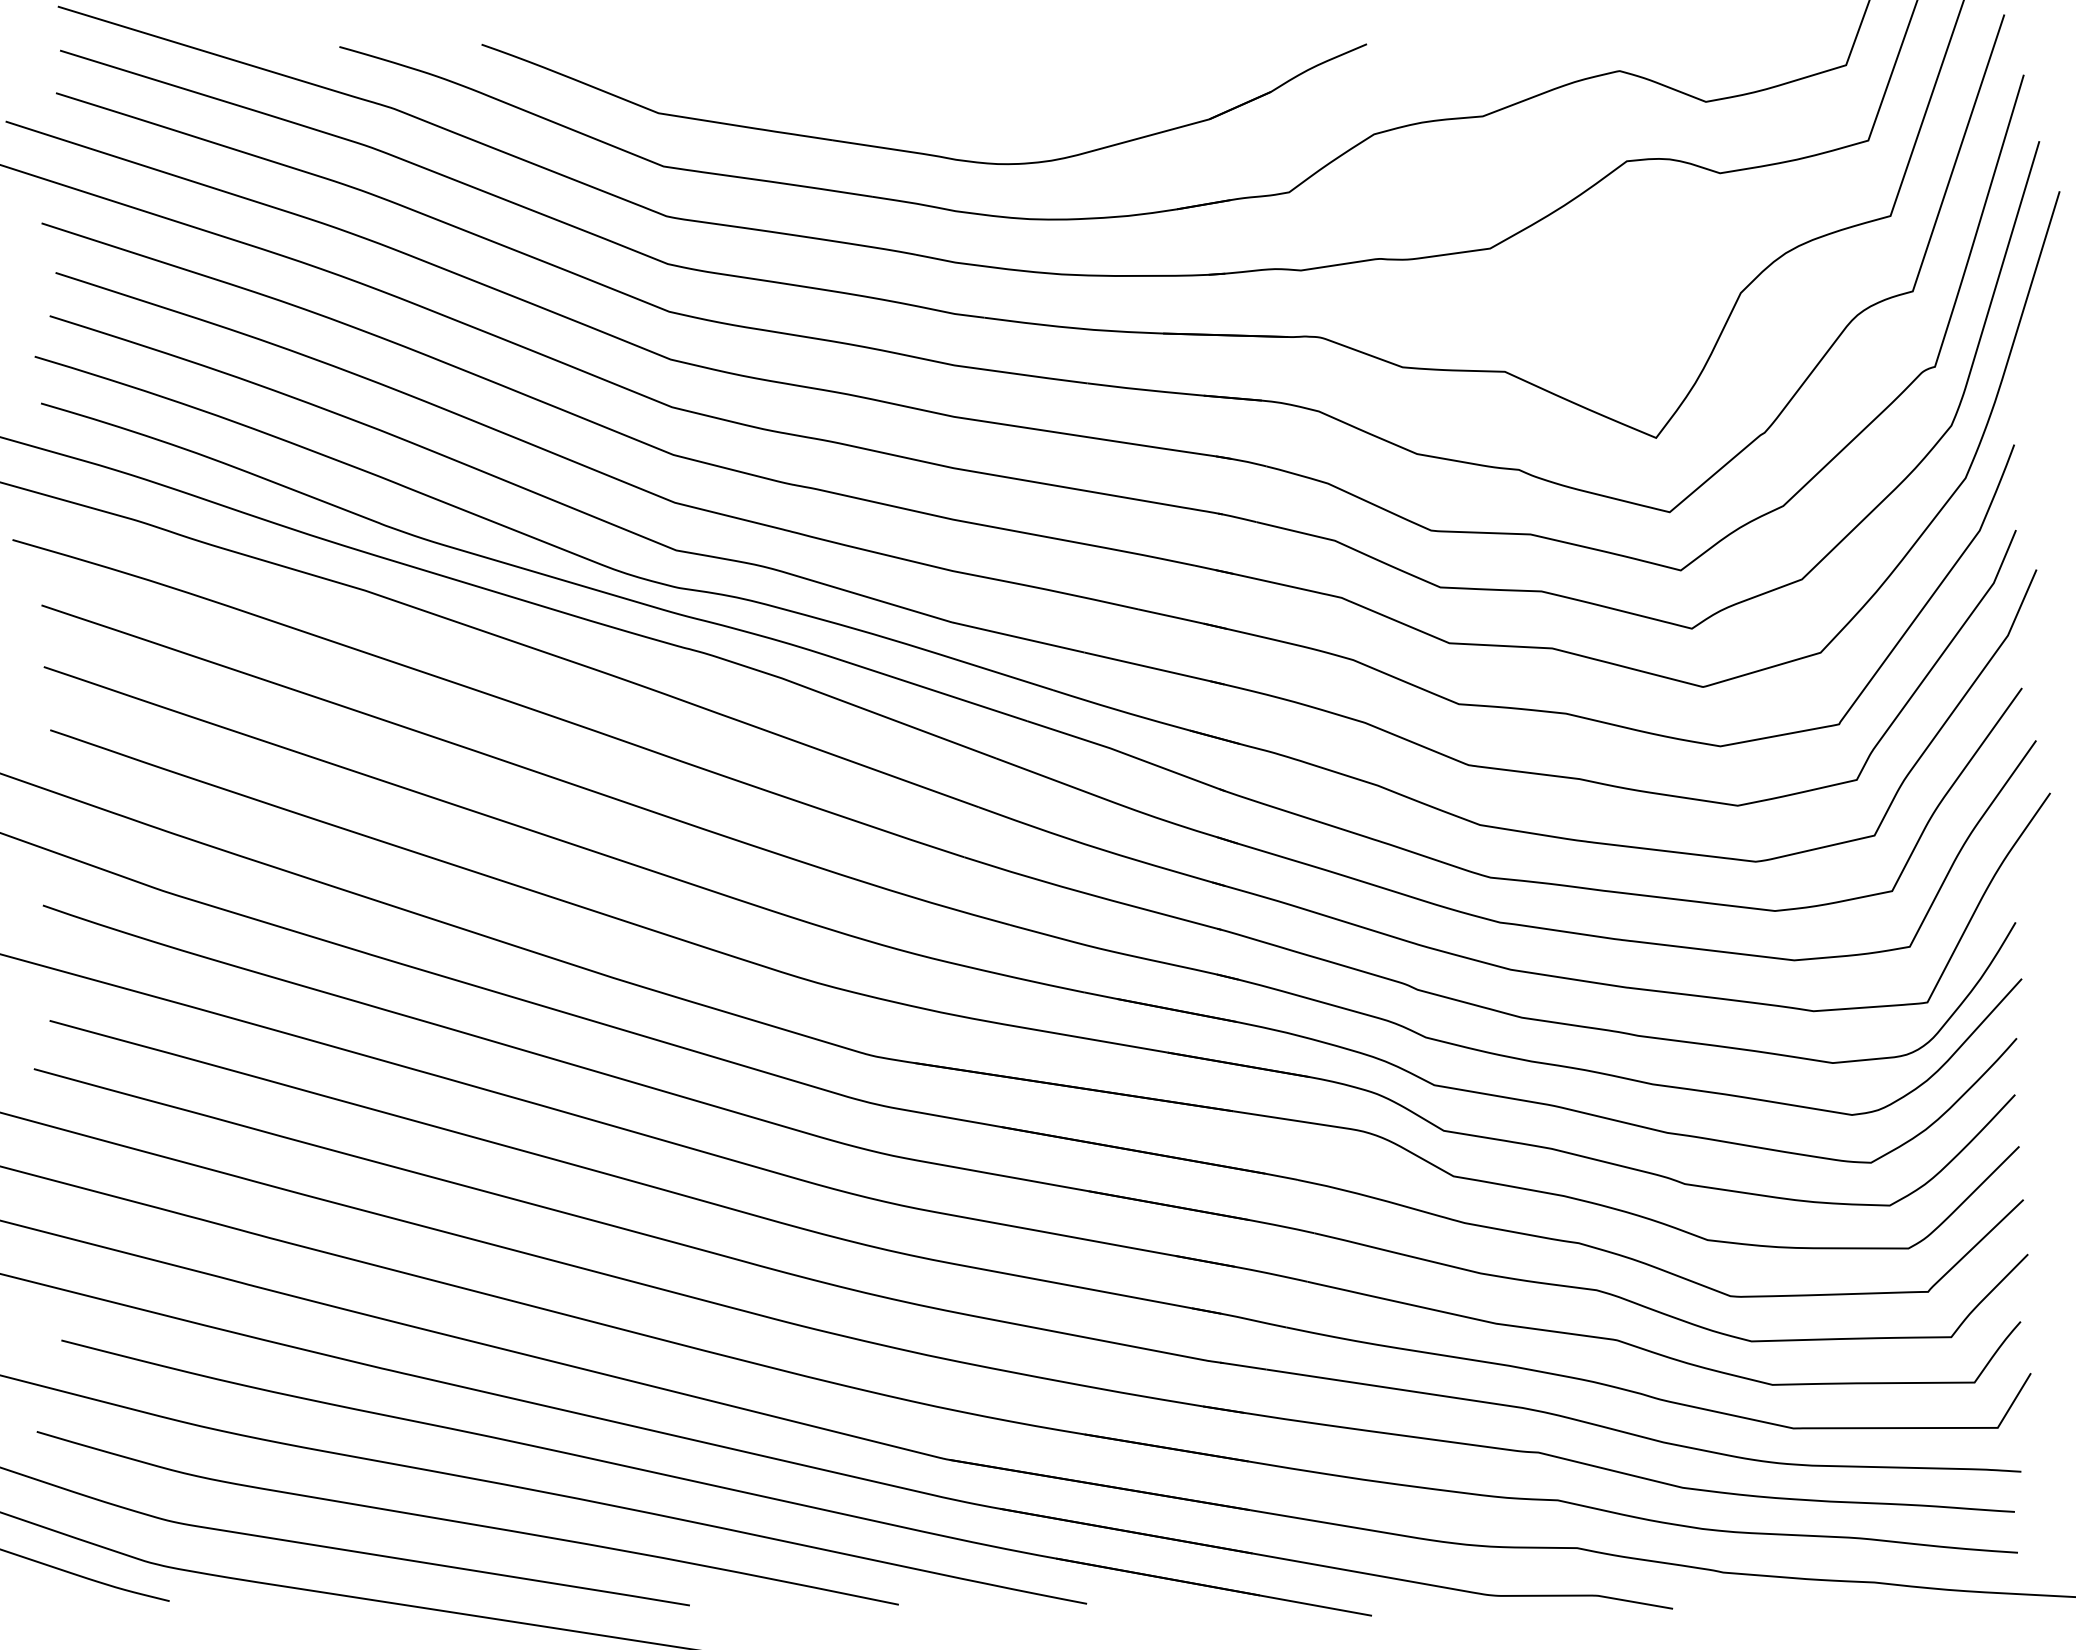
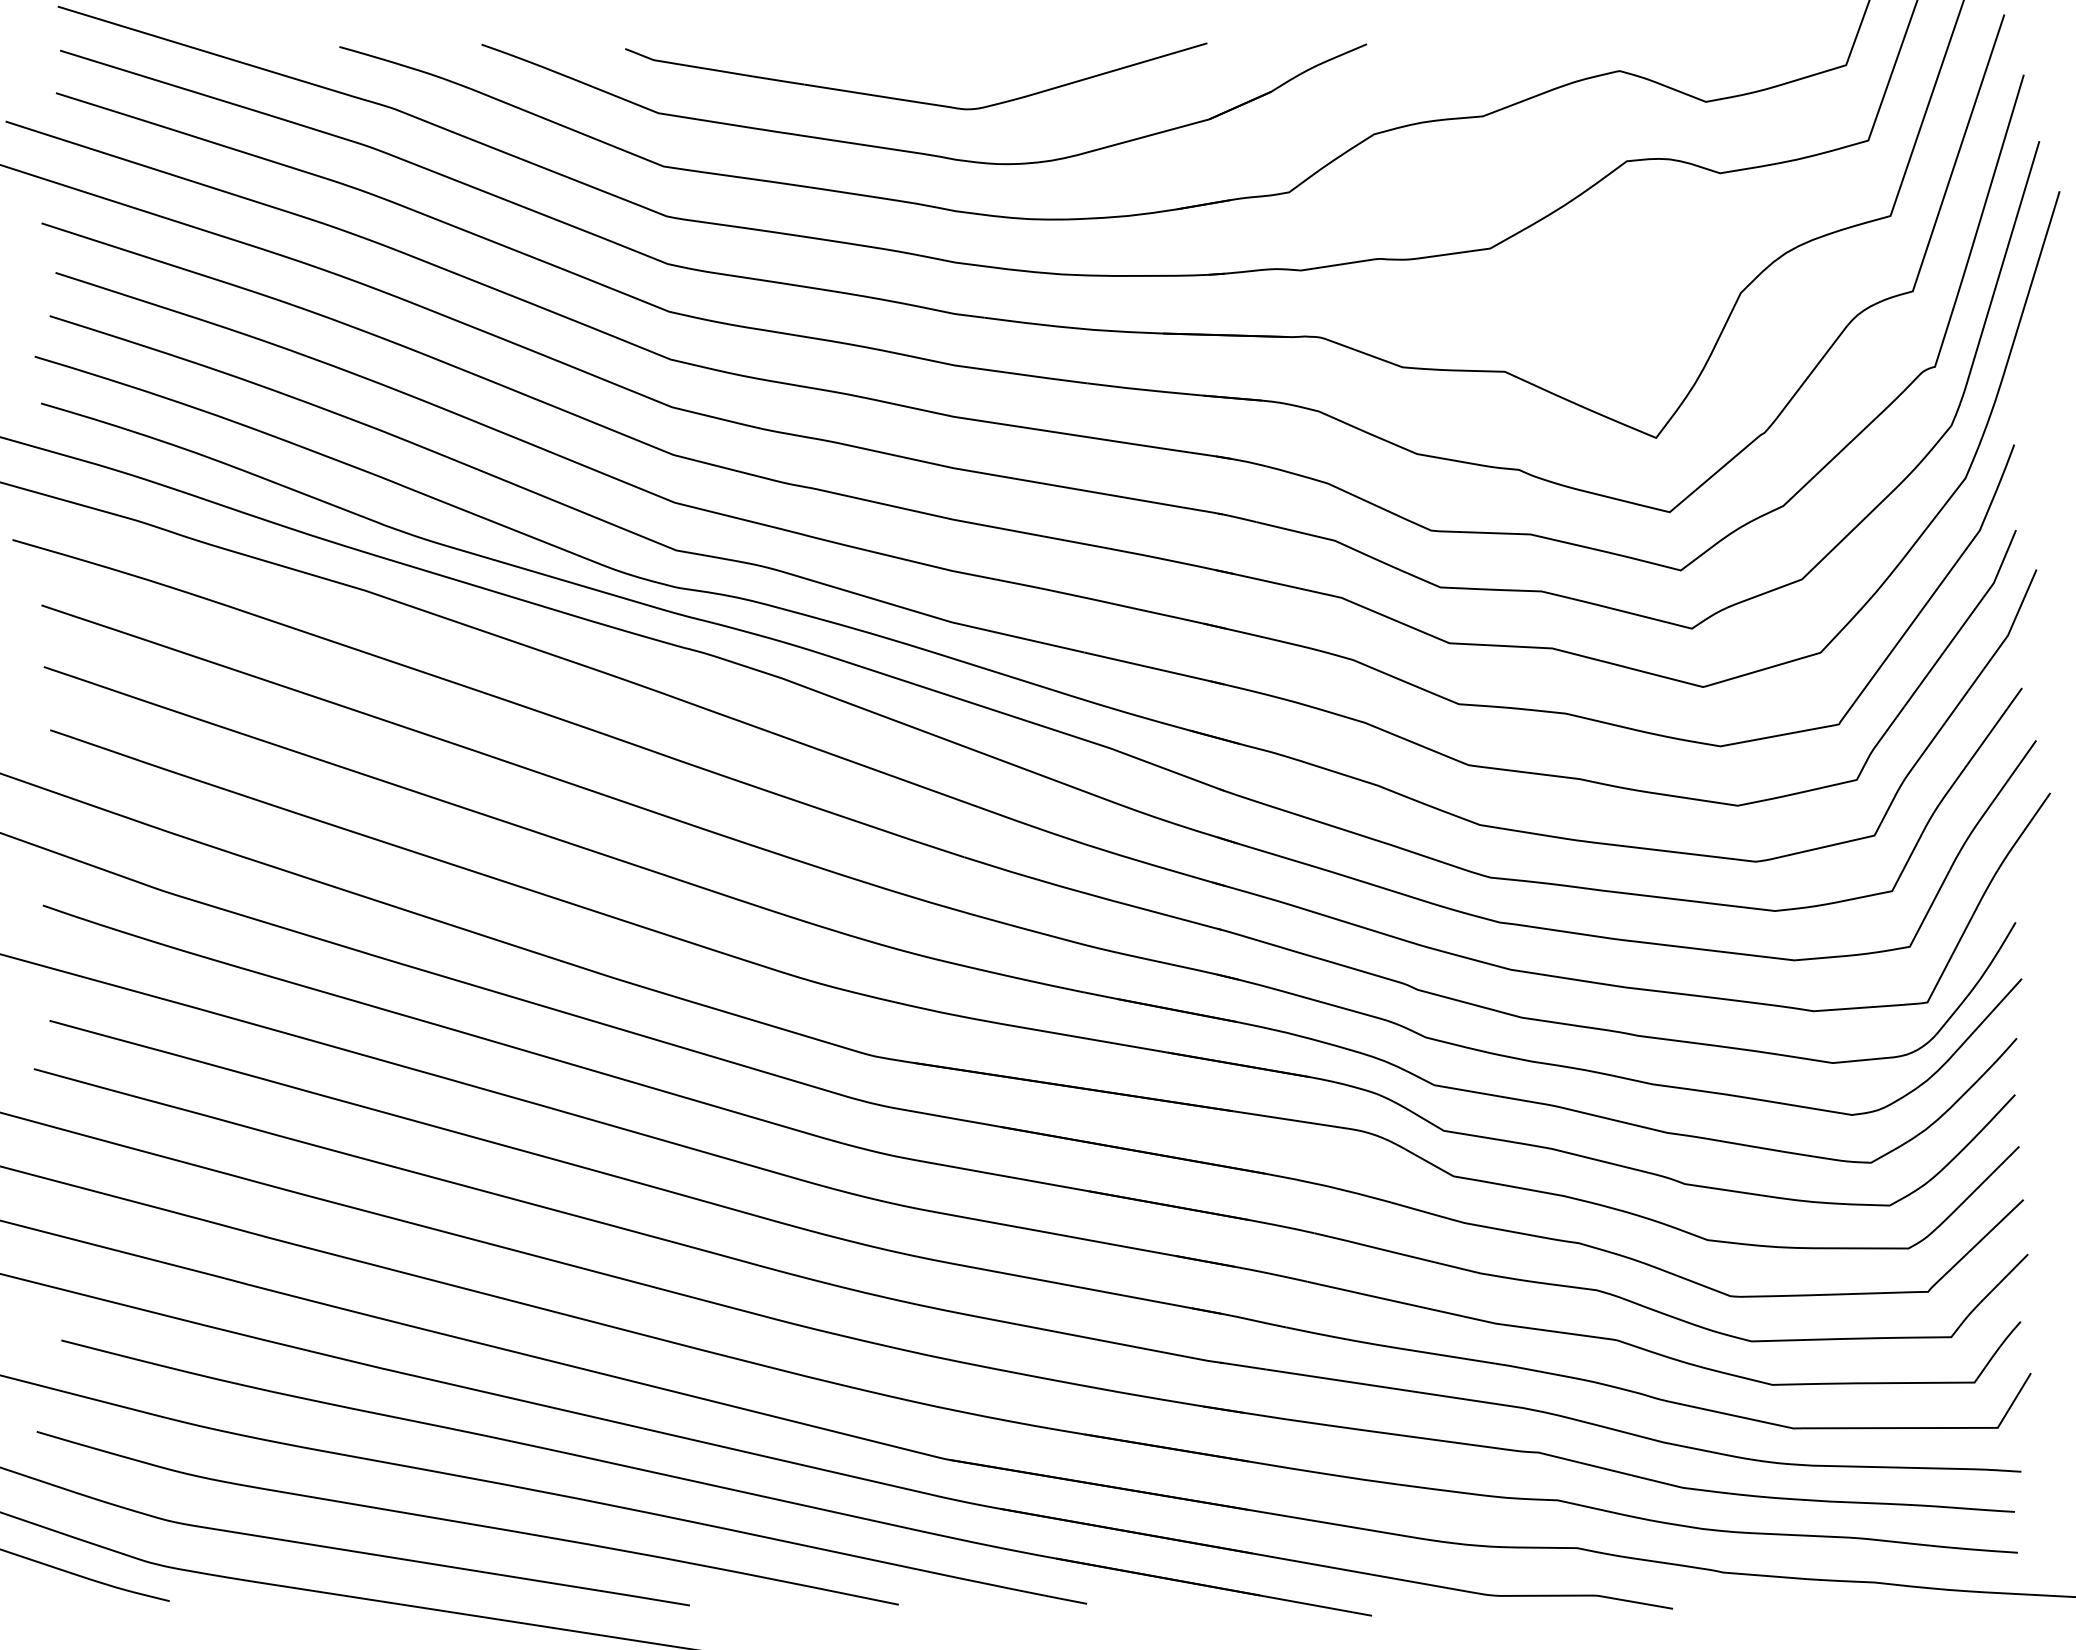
part: none -> present (914, 100)
